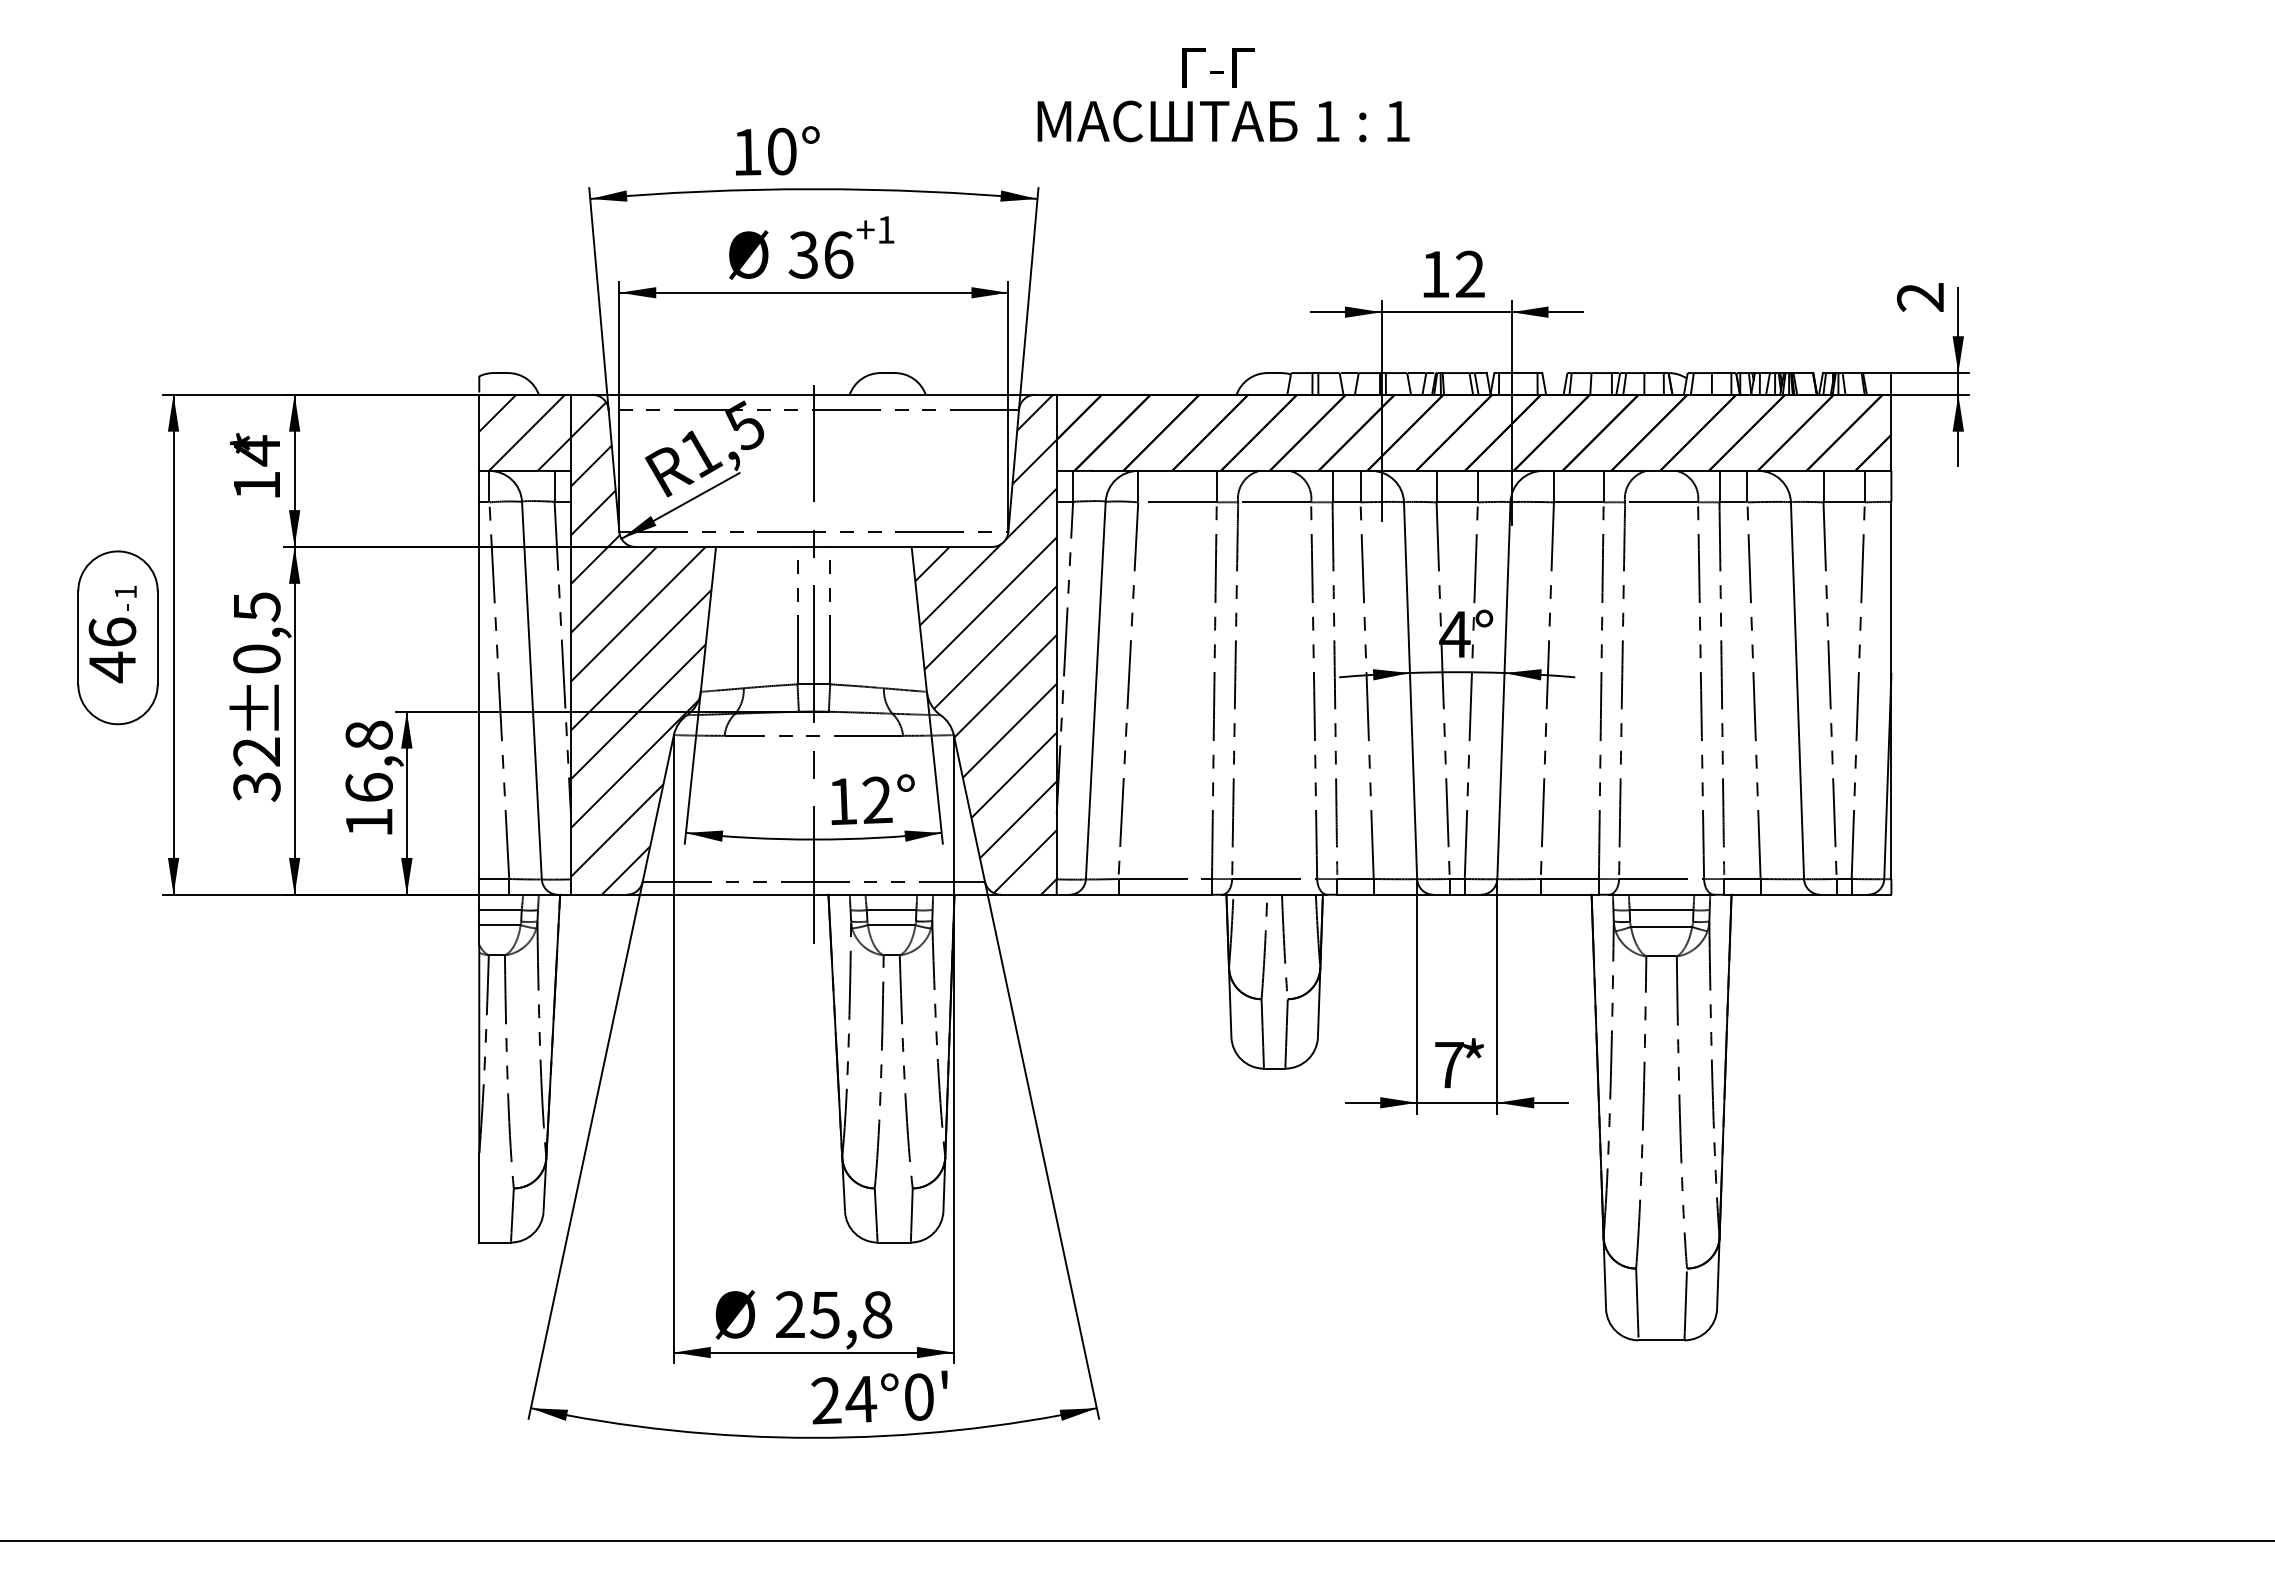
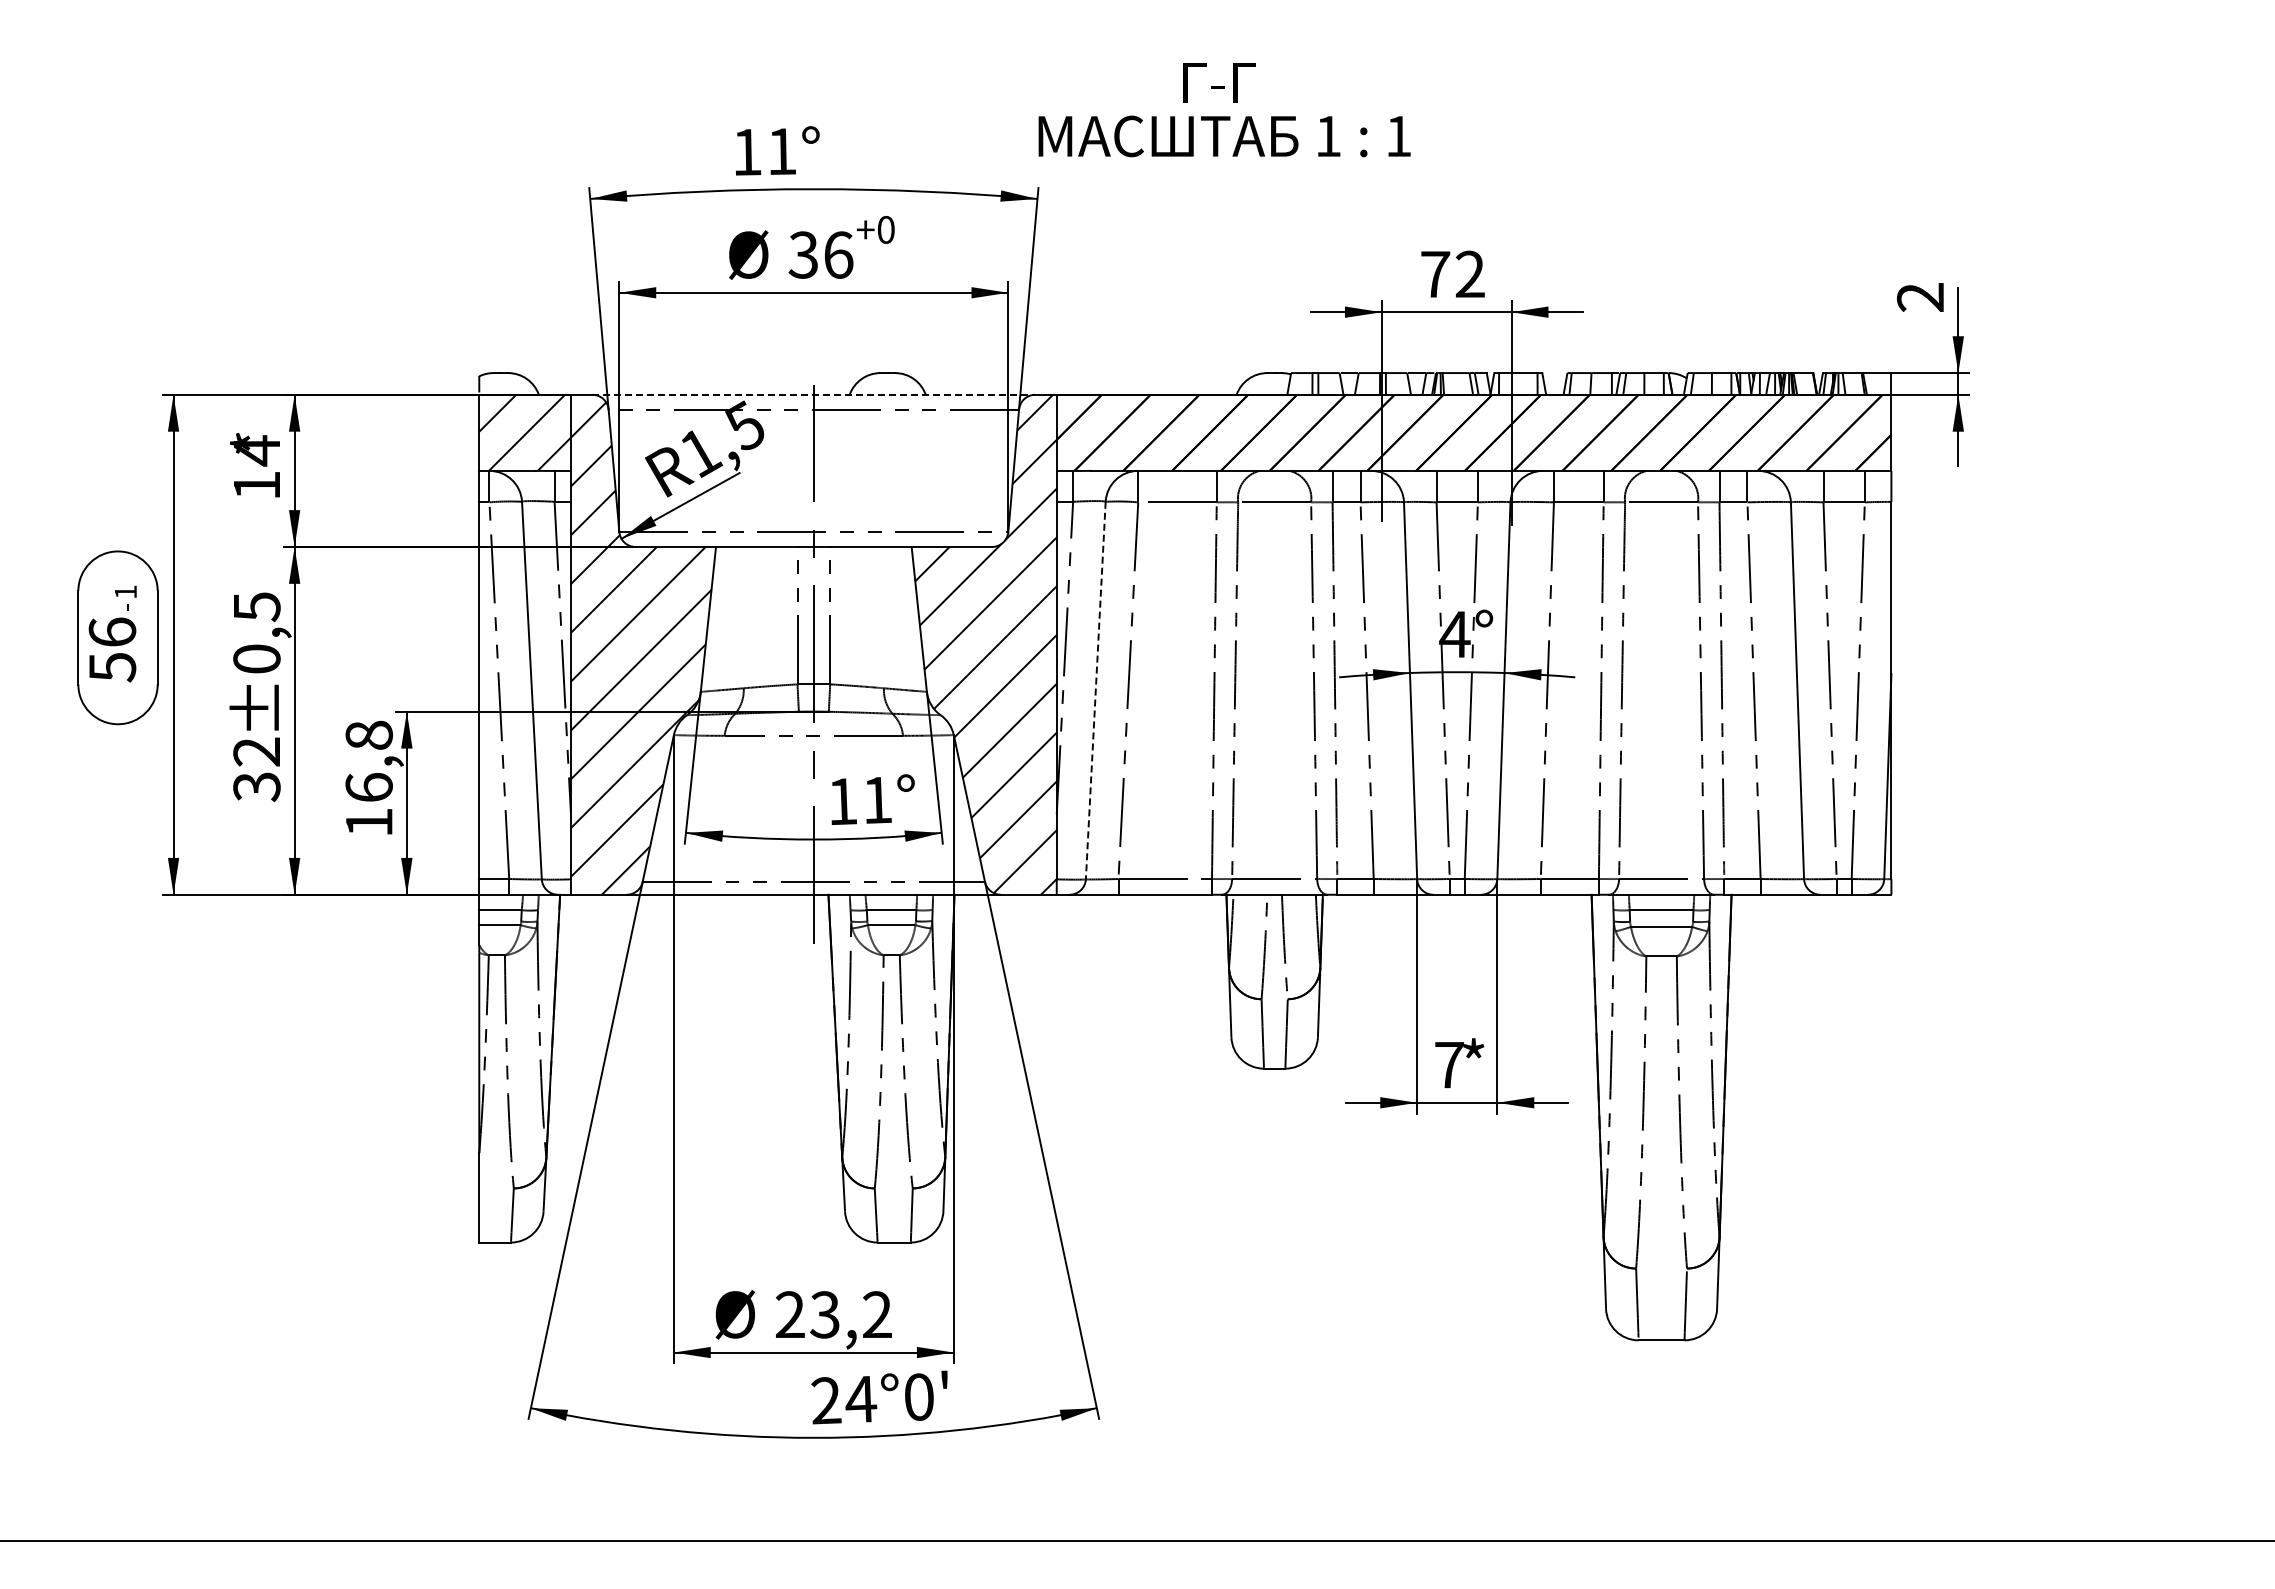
text position: (1223, 95) -> (1224, 110) (1224, 110)
text: 10° -> 11° (782, 151)
text: +1 -> +0 (885, 229)
text: 12 -> 72 (1435, 274)
line: solid -> dashed (814, 394)
text: 46 -> 56 (112, 667)
line: solid -> dashed (1095, 691)
text: 12° -> 11° (877, 799)
text: 25,8 -> 23,2 (851, 1314)
